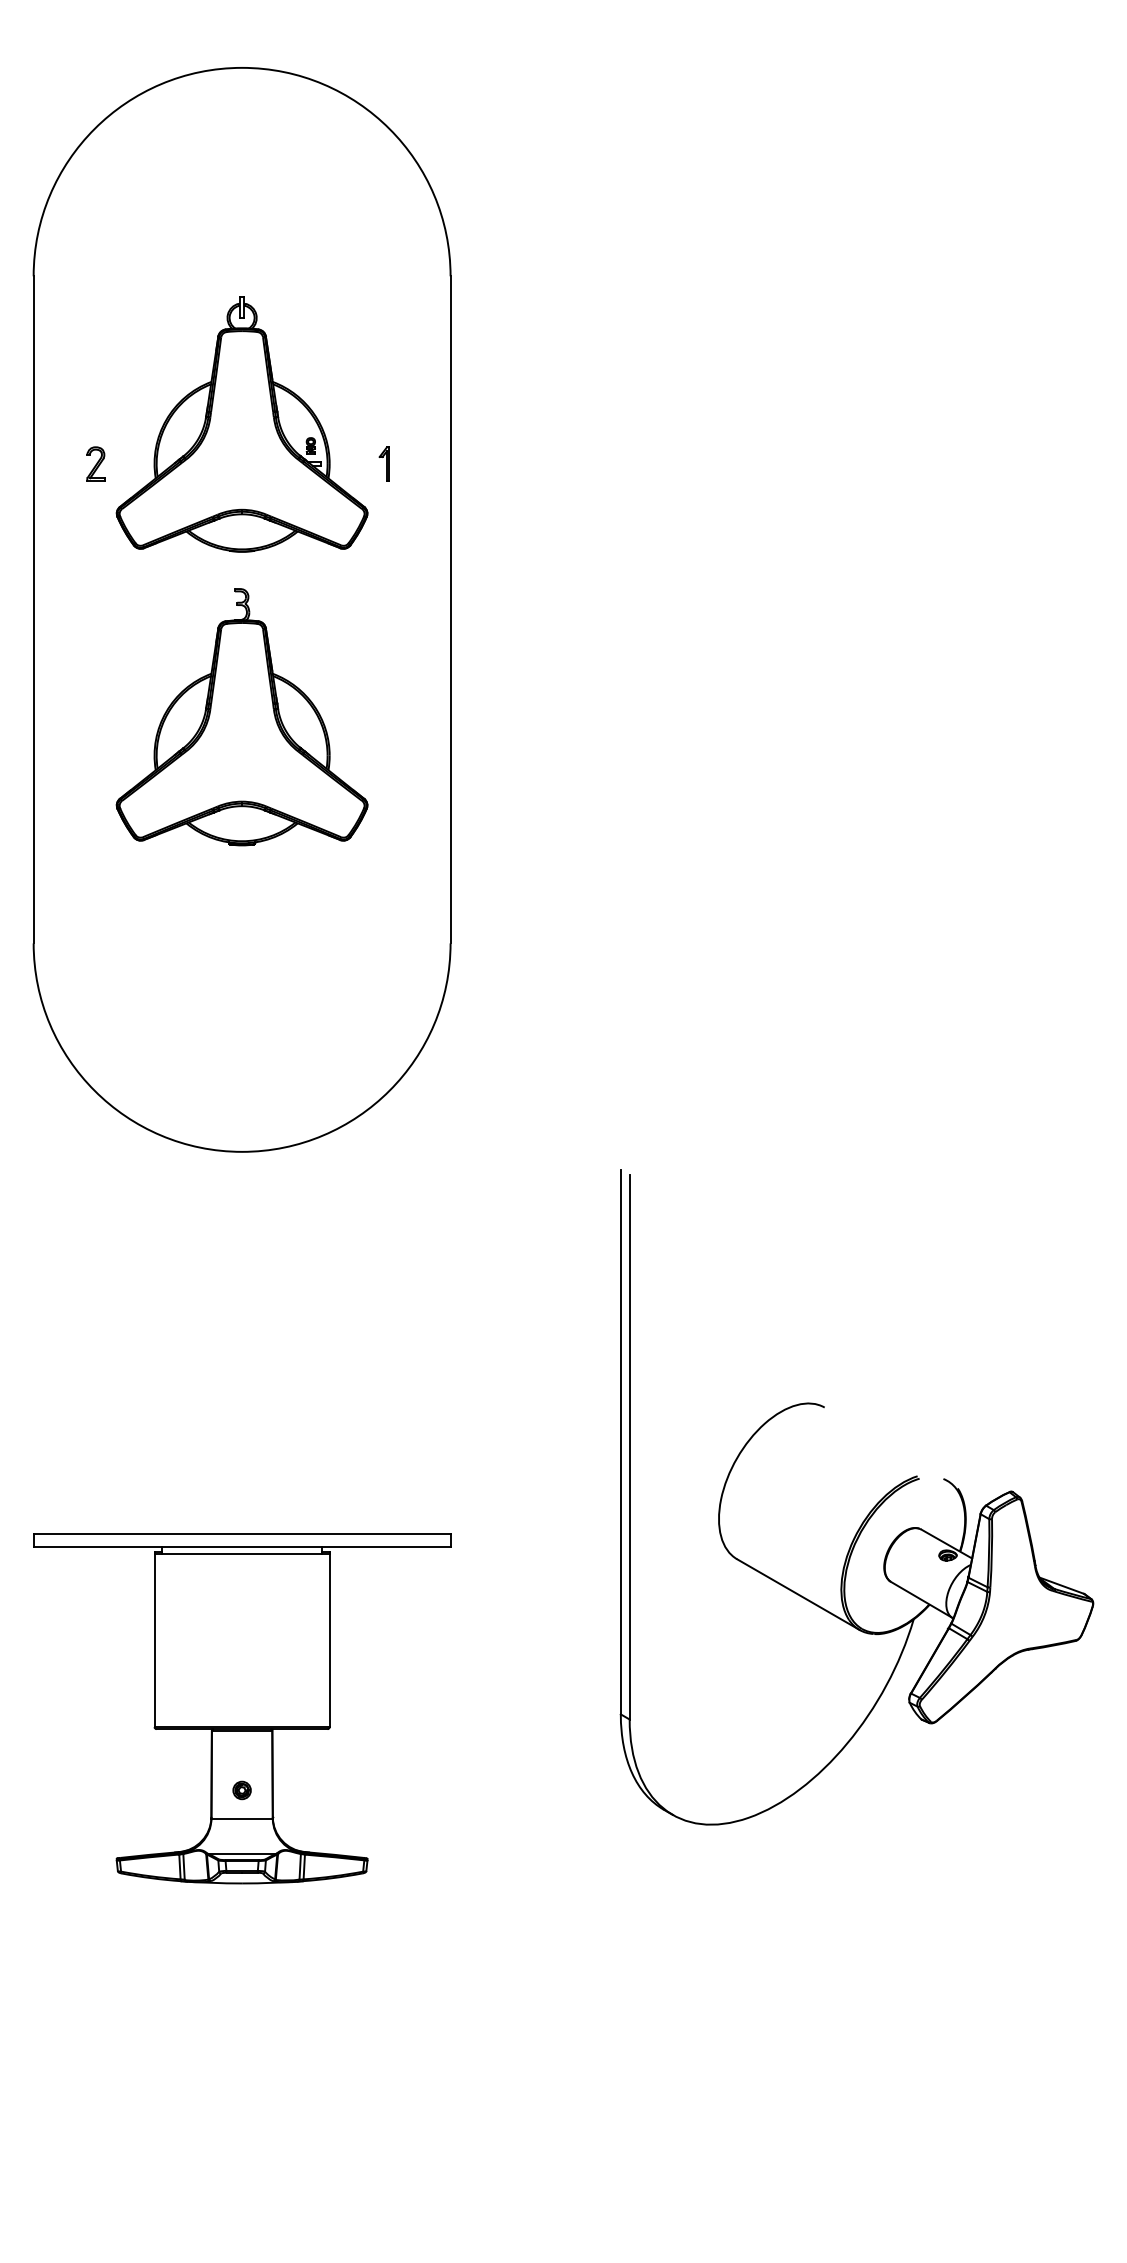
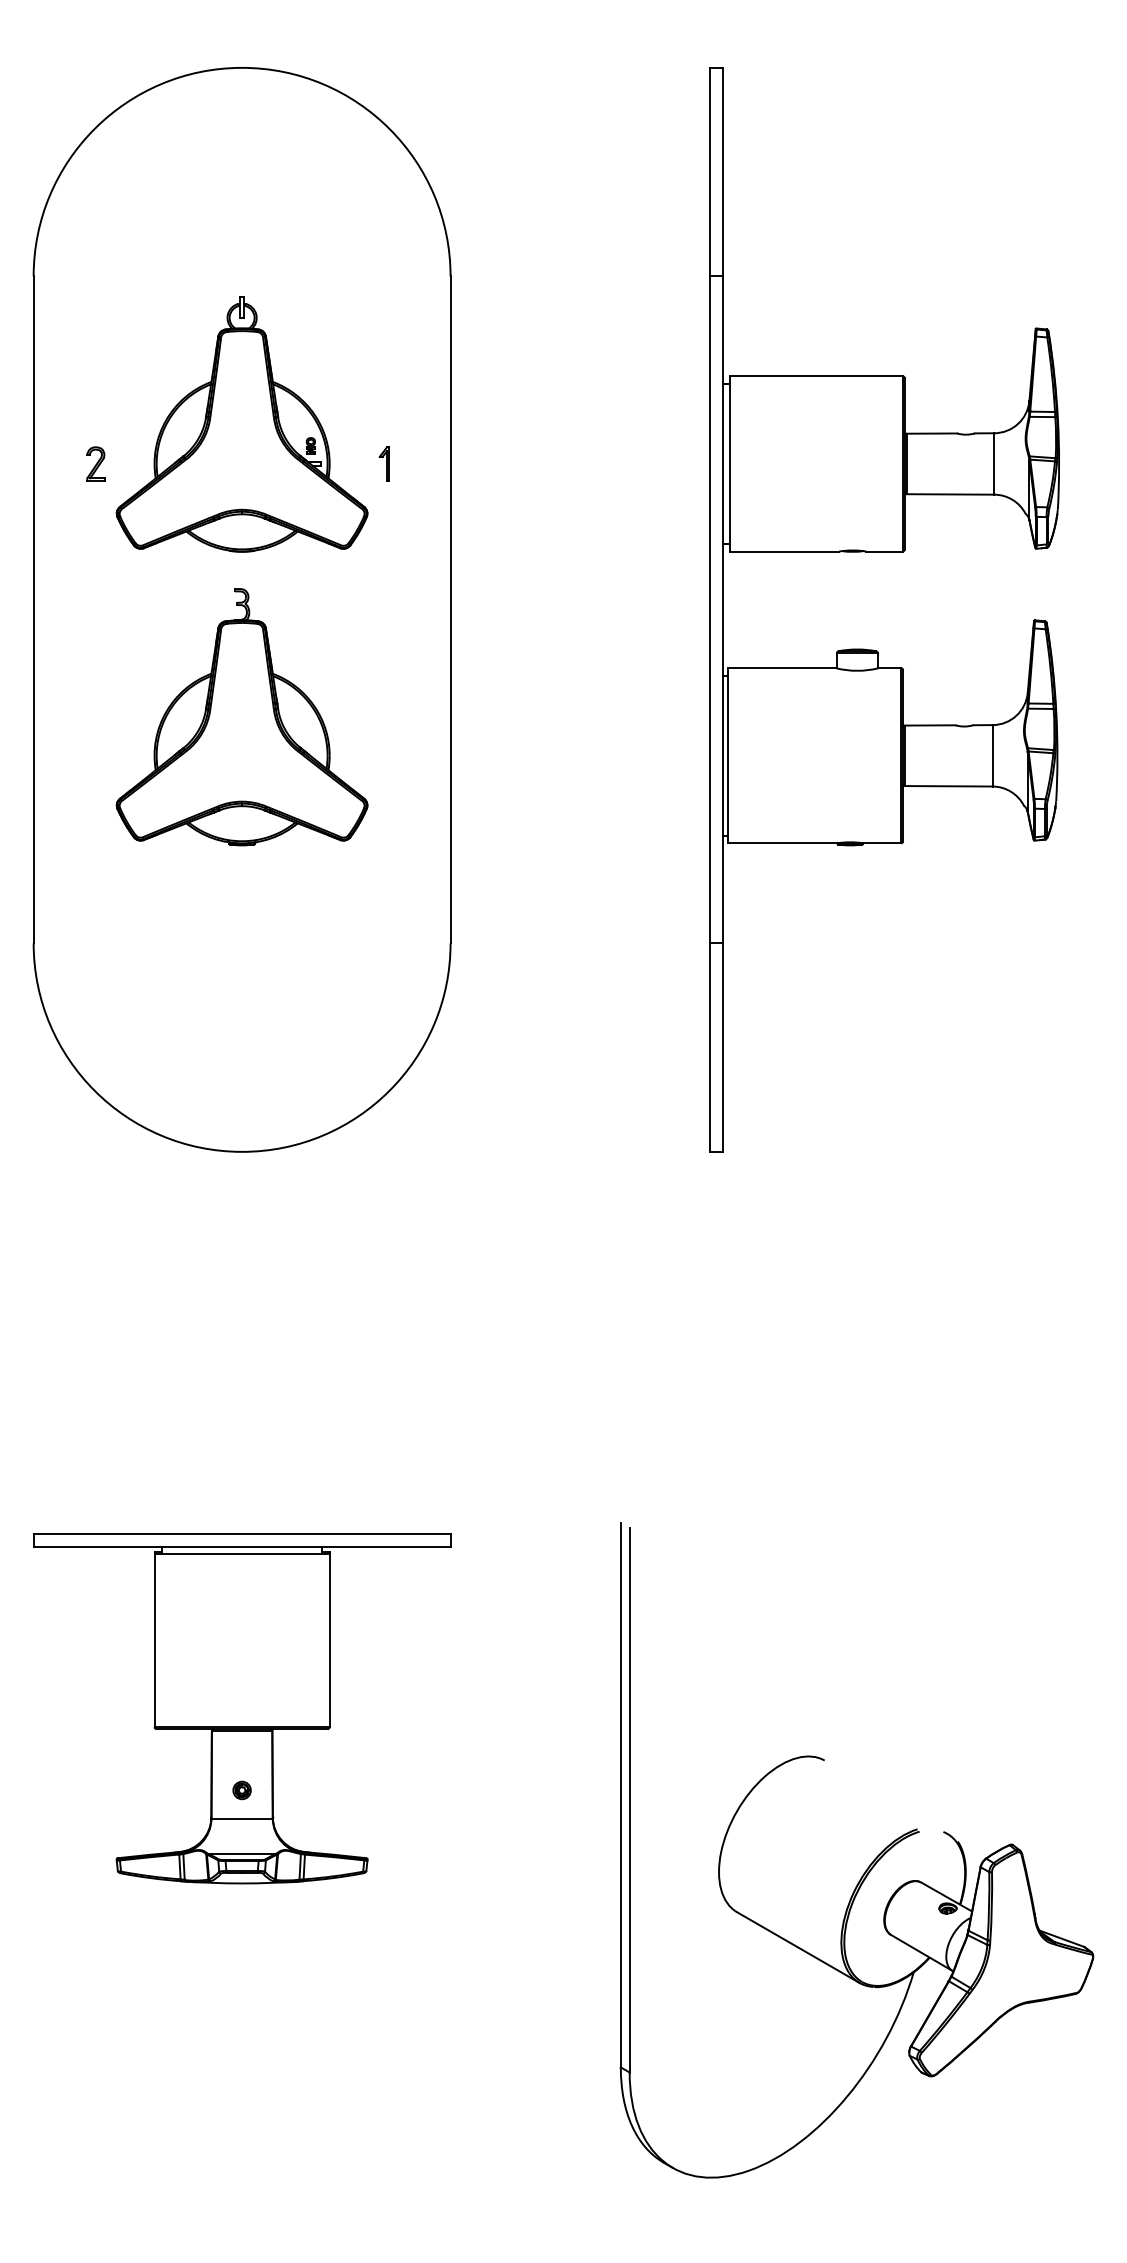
part: none -> present (873, 649)
part position: (870, 1510) -> (870, 1863) (870, 1863)
